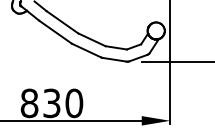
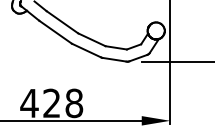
text: 830 -> 428 (51, 103)
